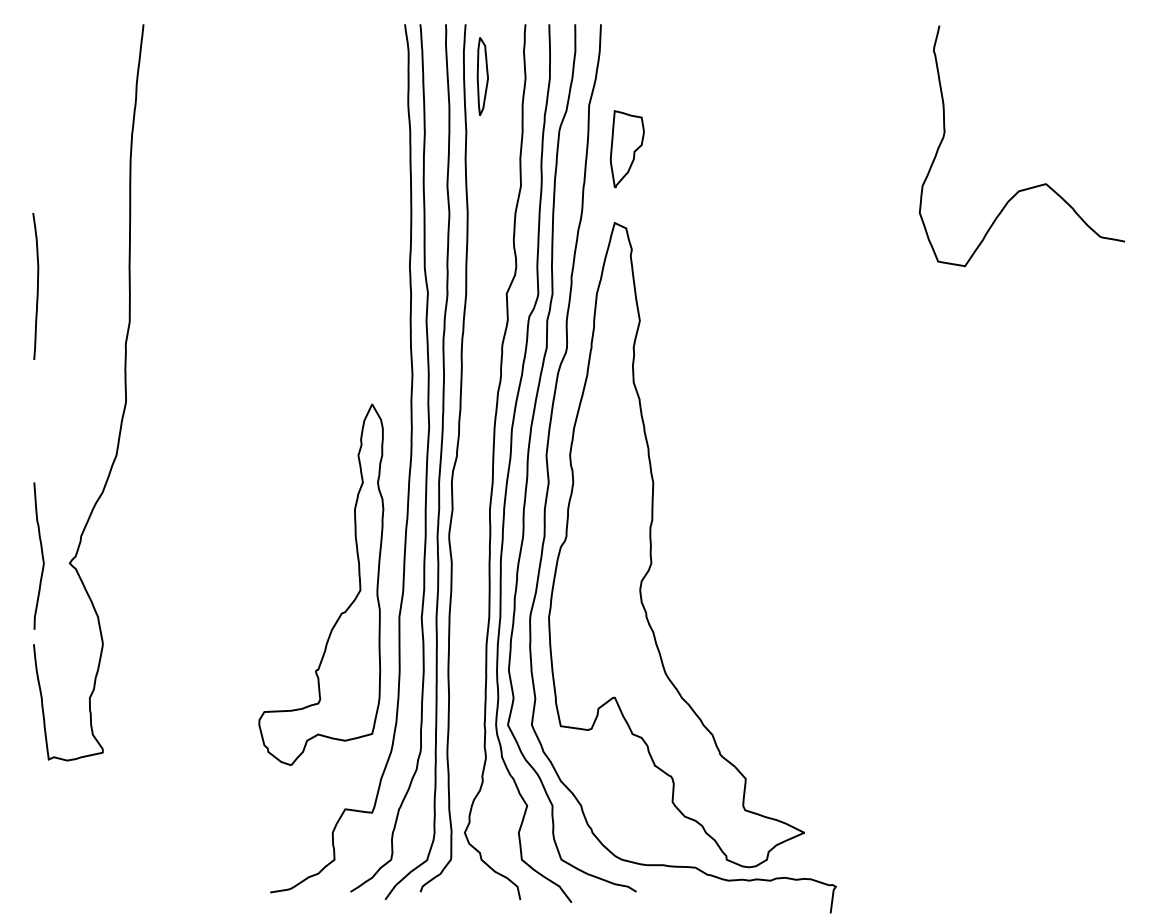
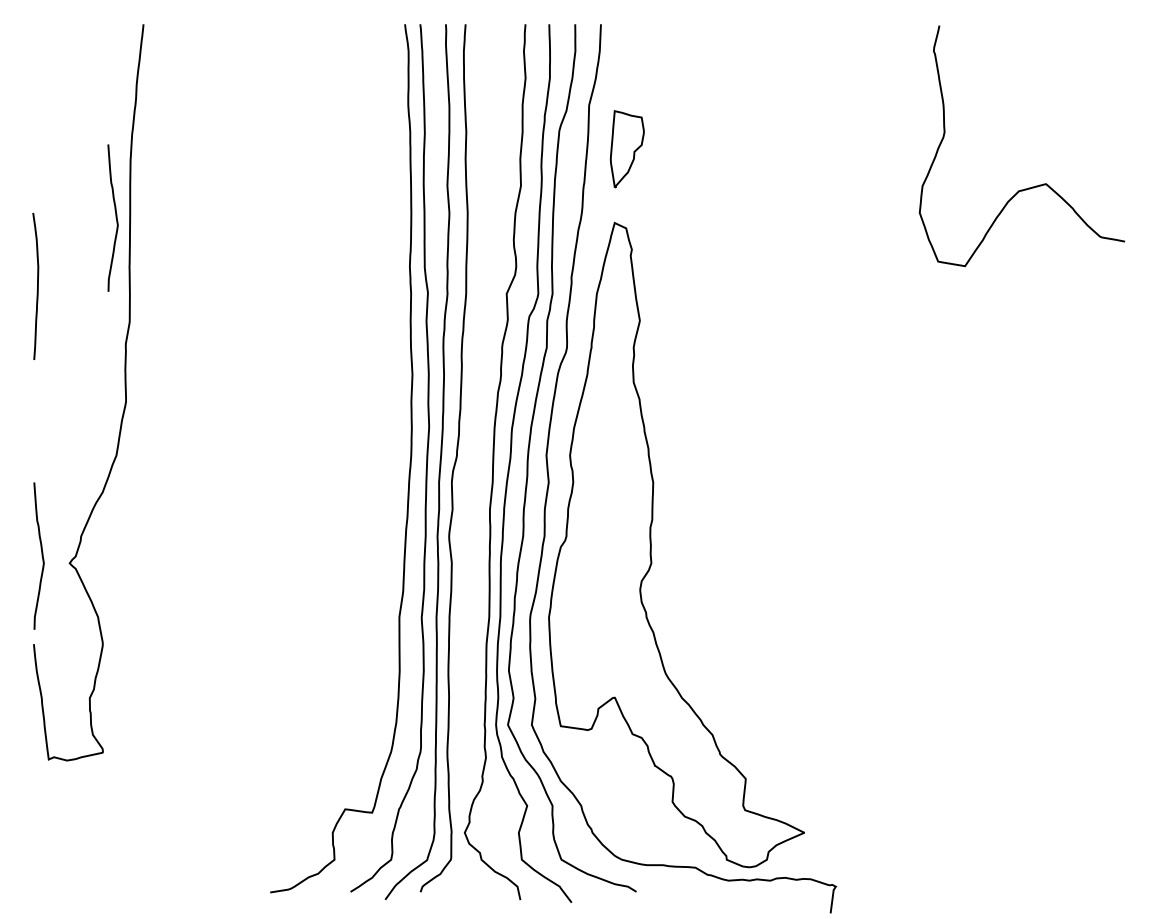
part: present -> none (482, 76)
curve: none -> present (115, 217)
part: present -> none (341, 612)
